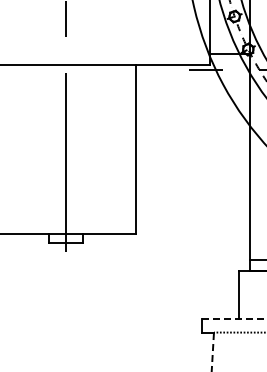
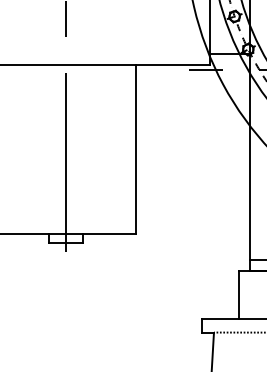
line: dashed -> solid (234, 318)
line: dashed -> solid (212, 352)
